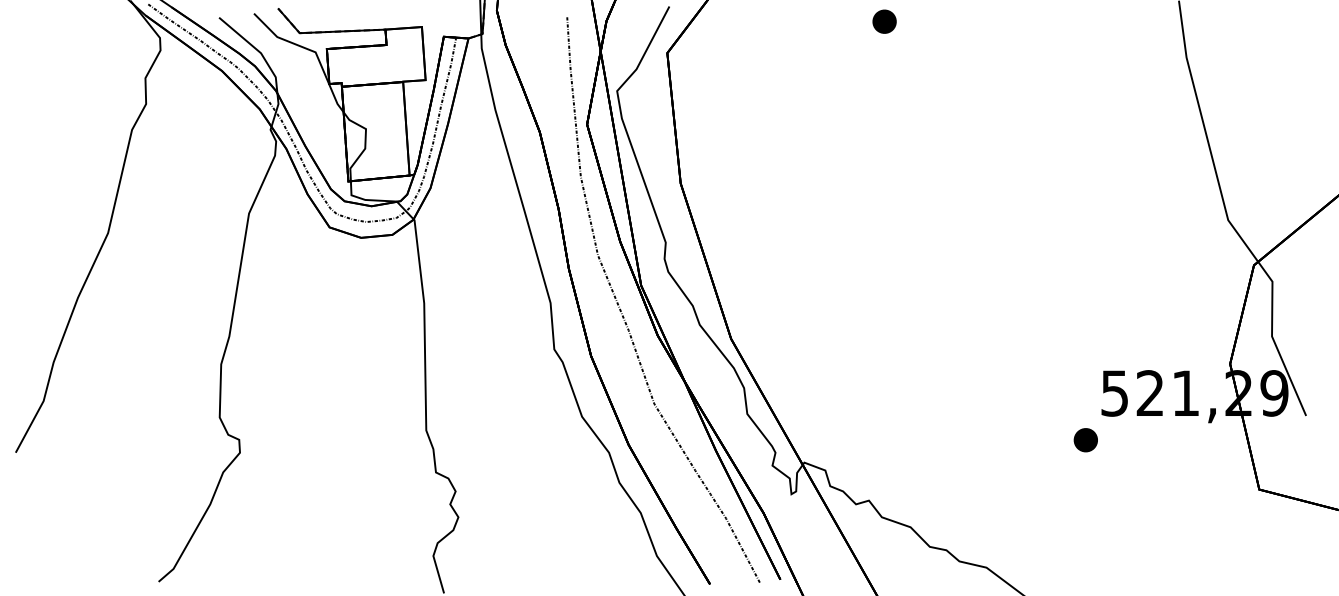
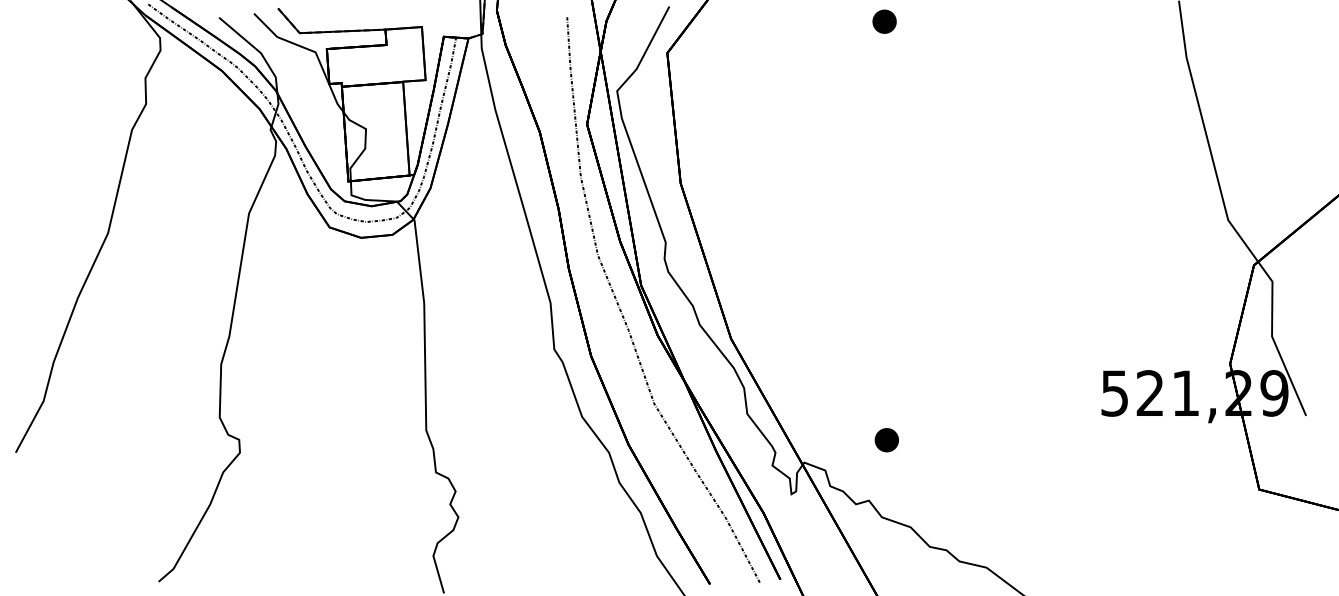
part position: (1085, 440) -> (886, 440) (886, 440)
